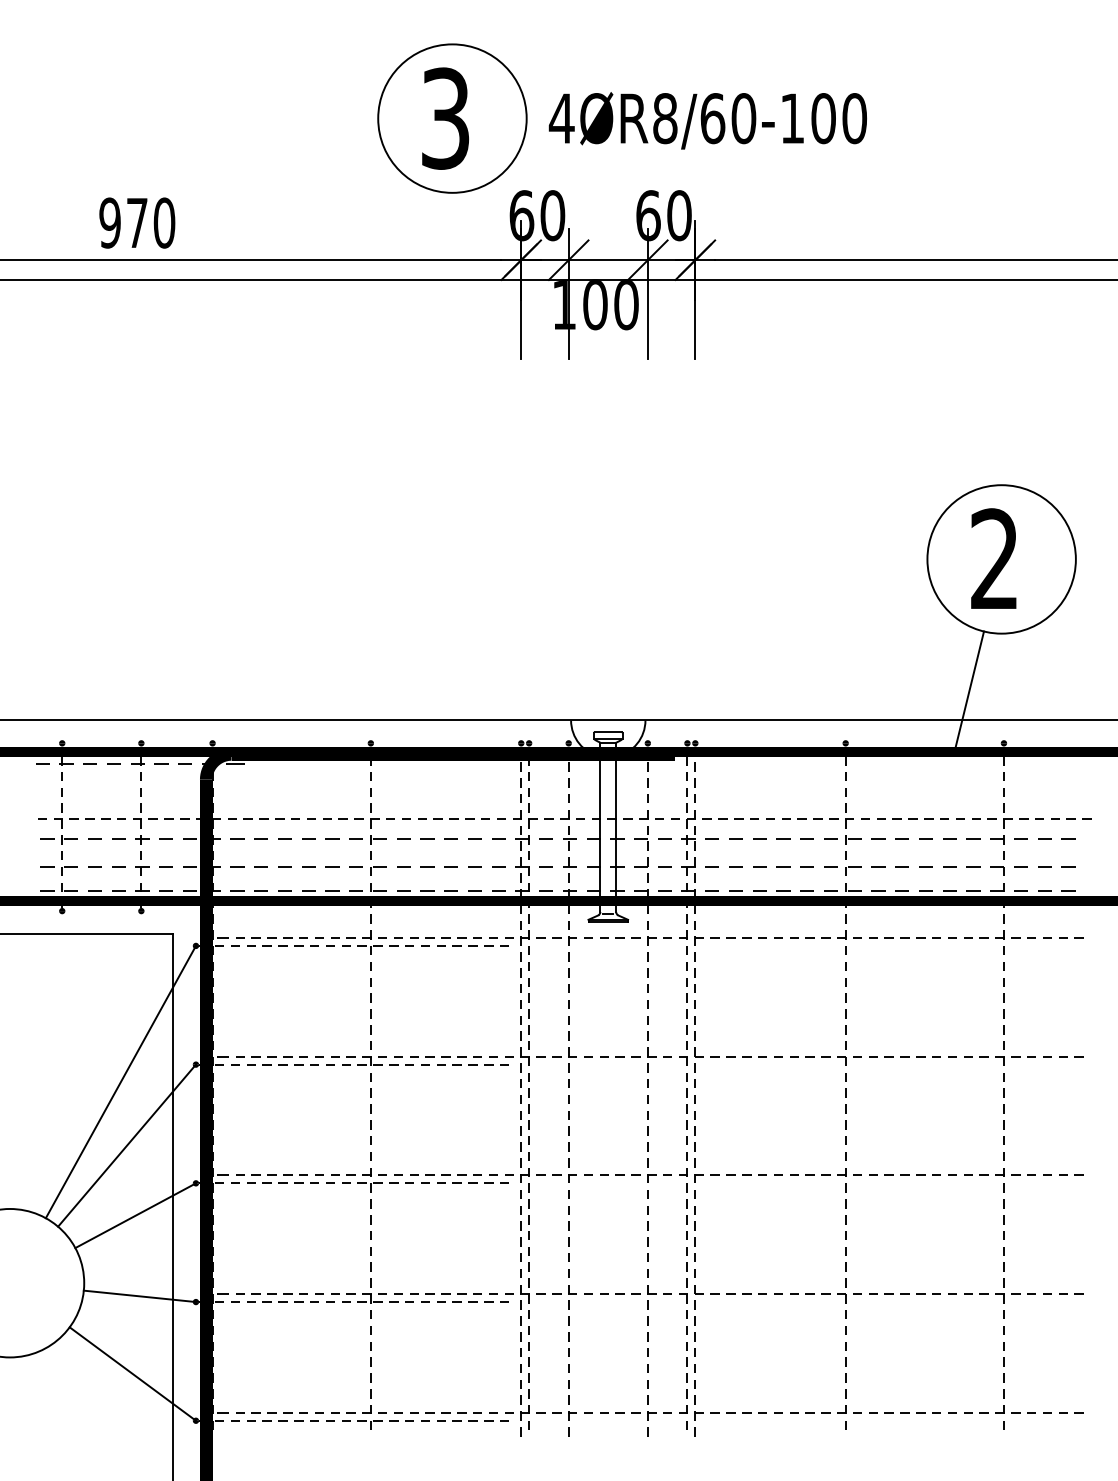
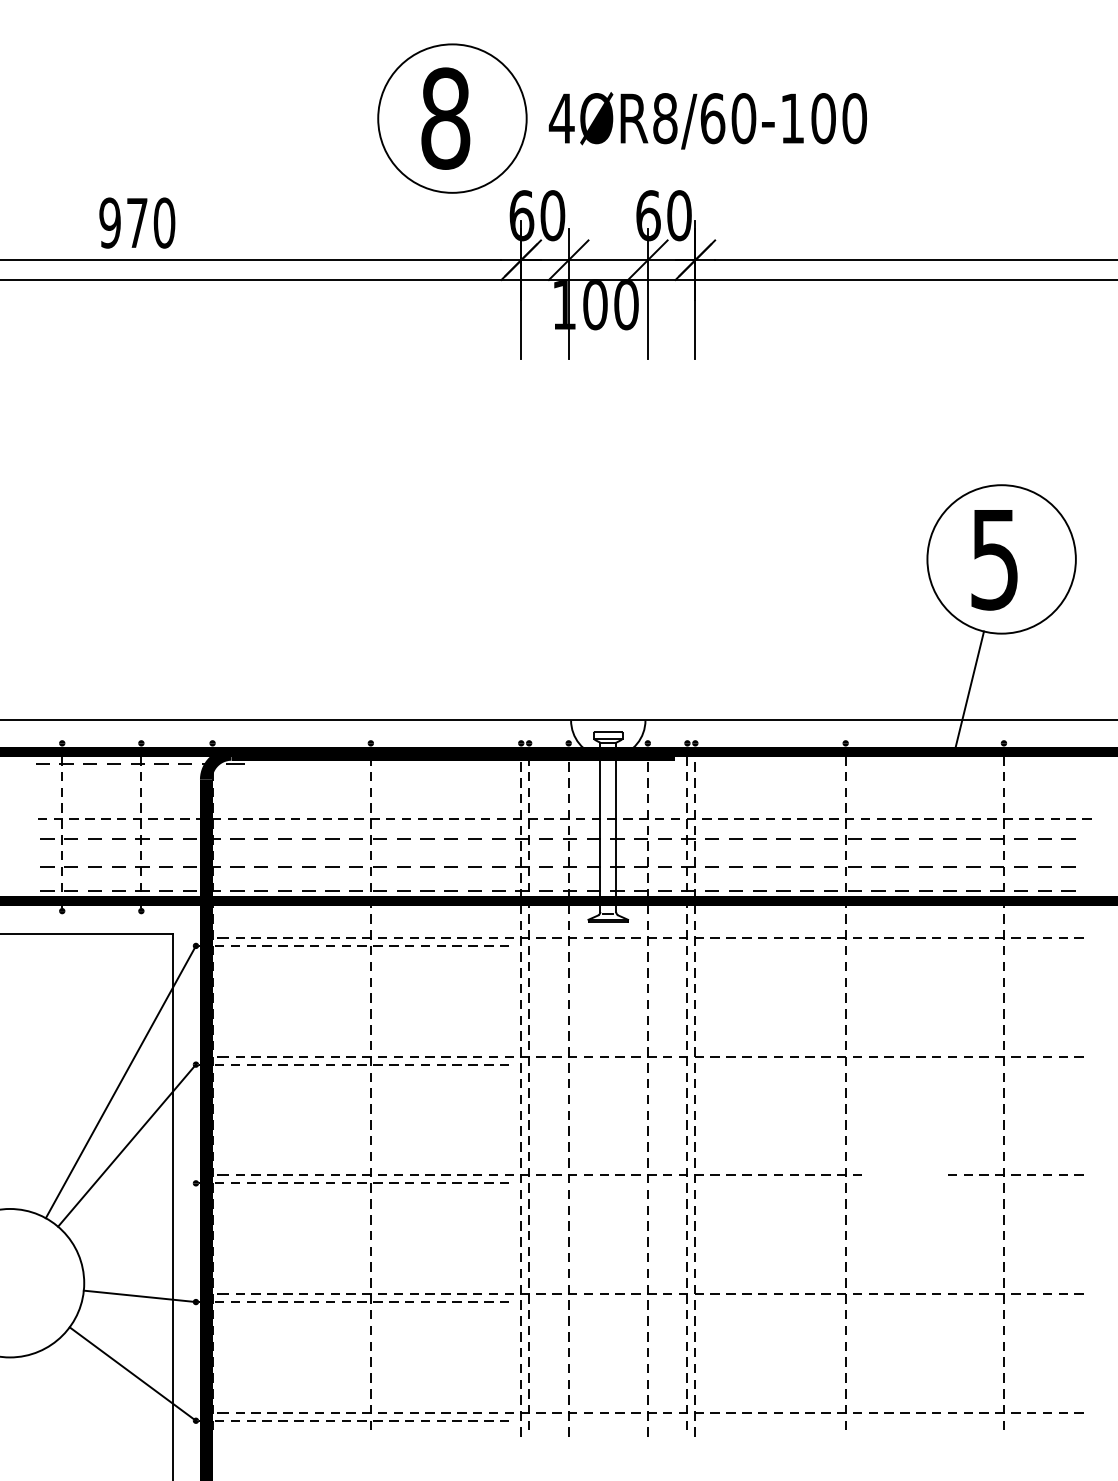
text: 3 -> 8 (445, 118)
text: 2 -> 5 (994, 559)
line: present -> none (904, 1174)
line: present -> none (135, 1215)
